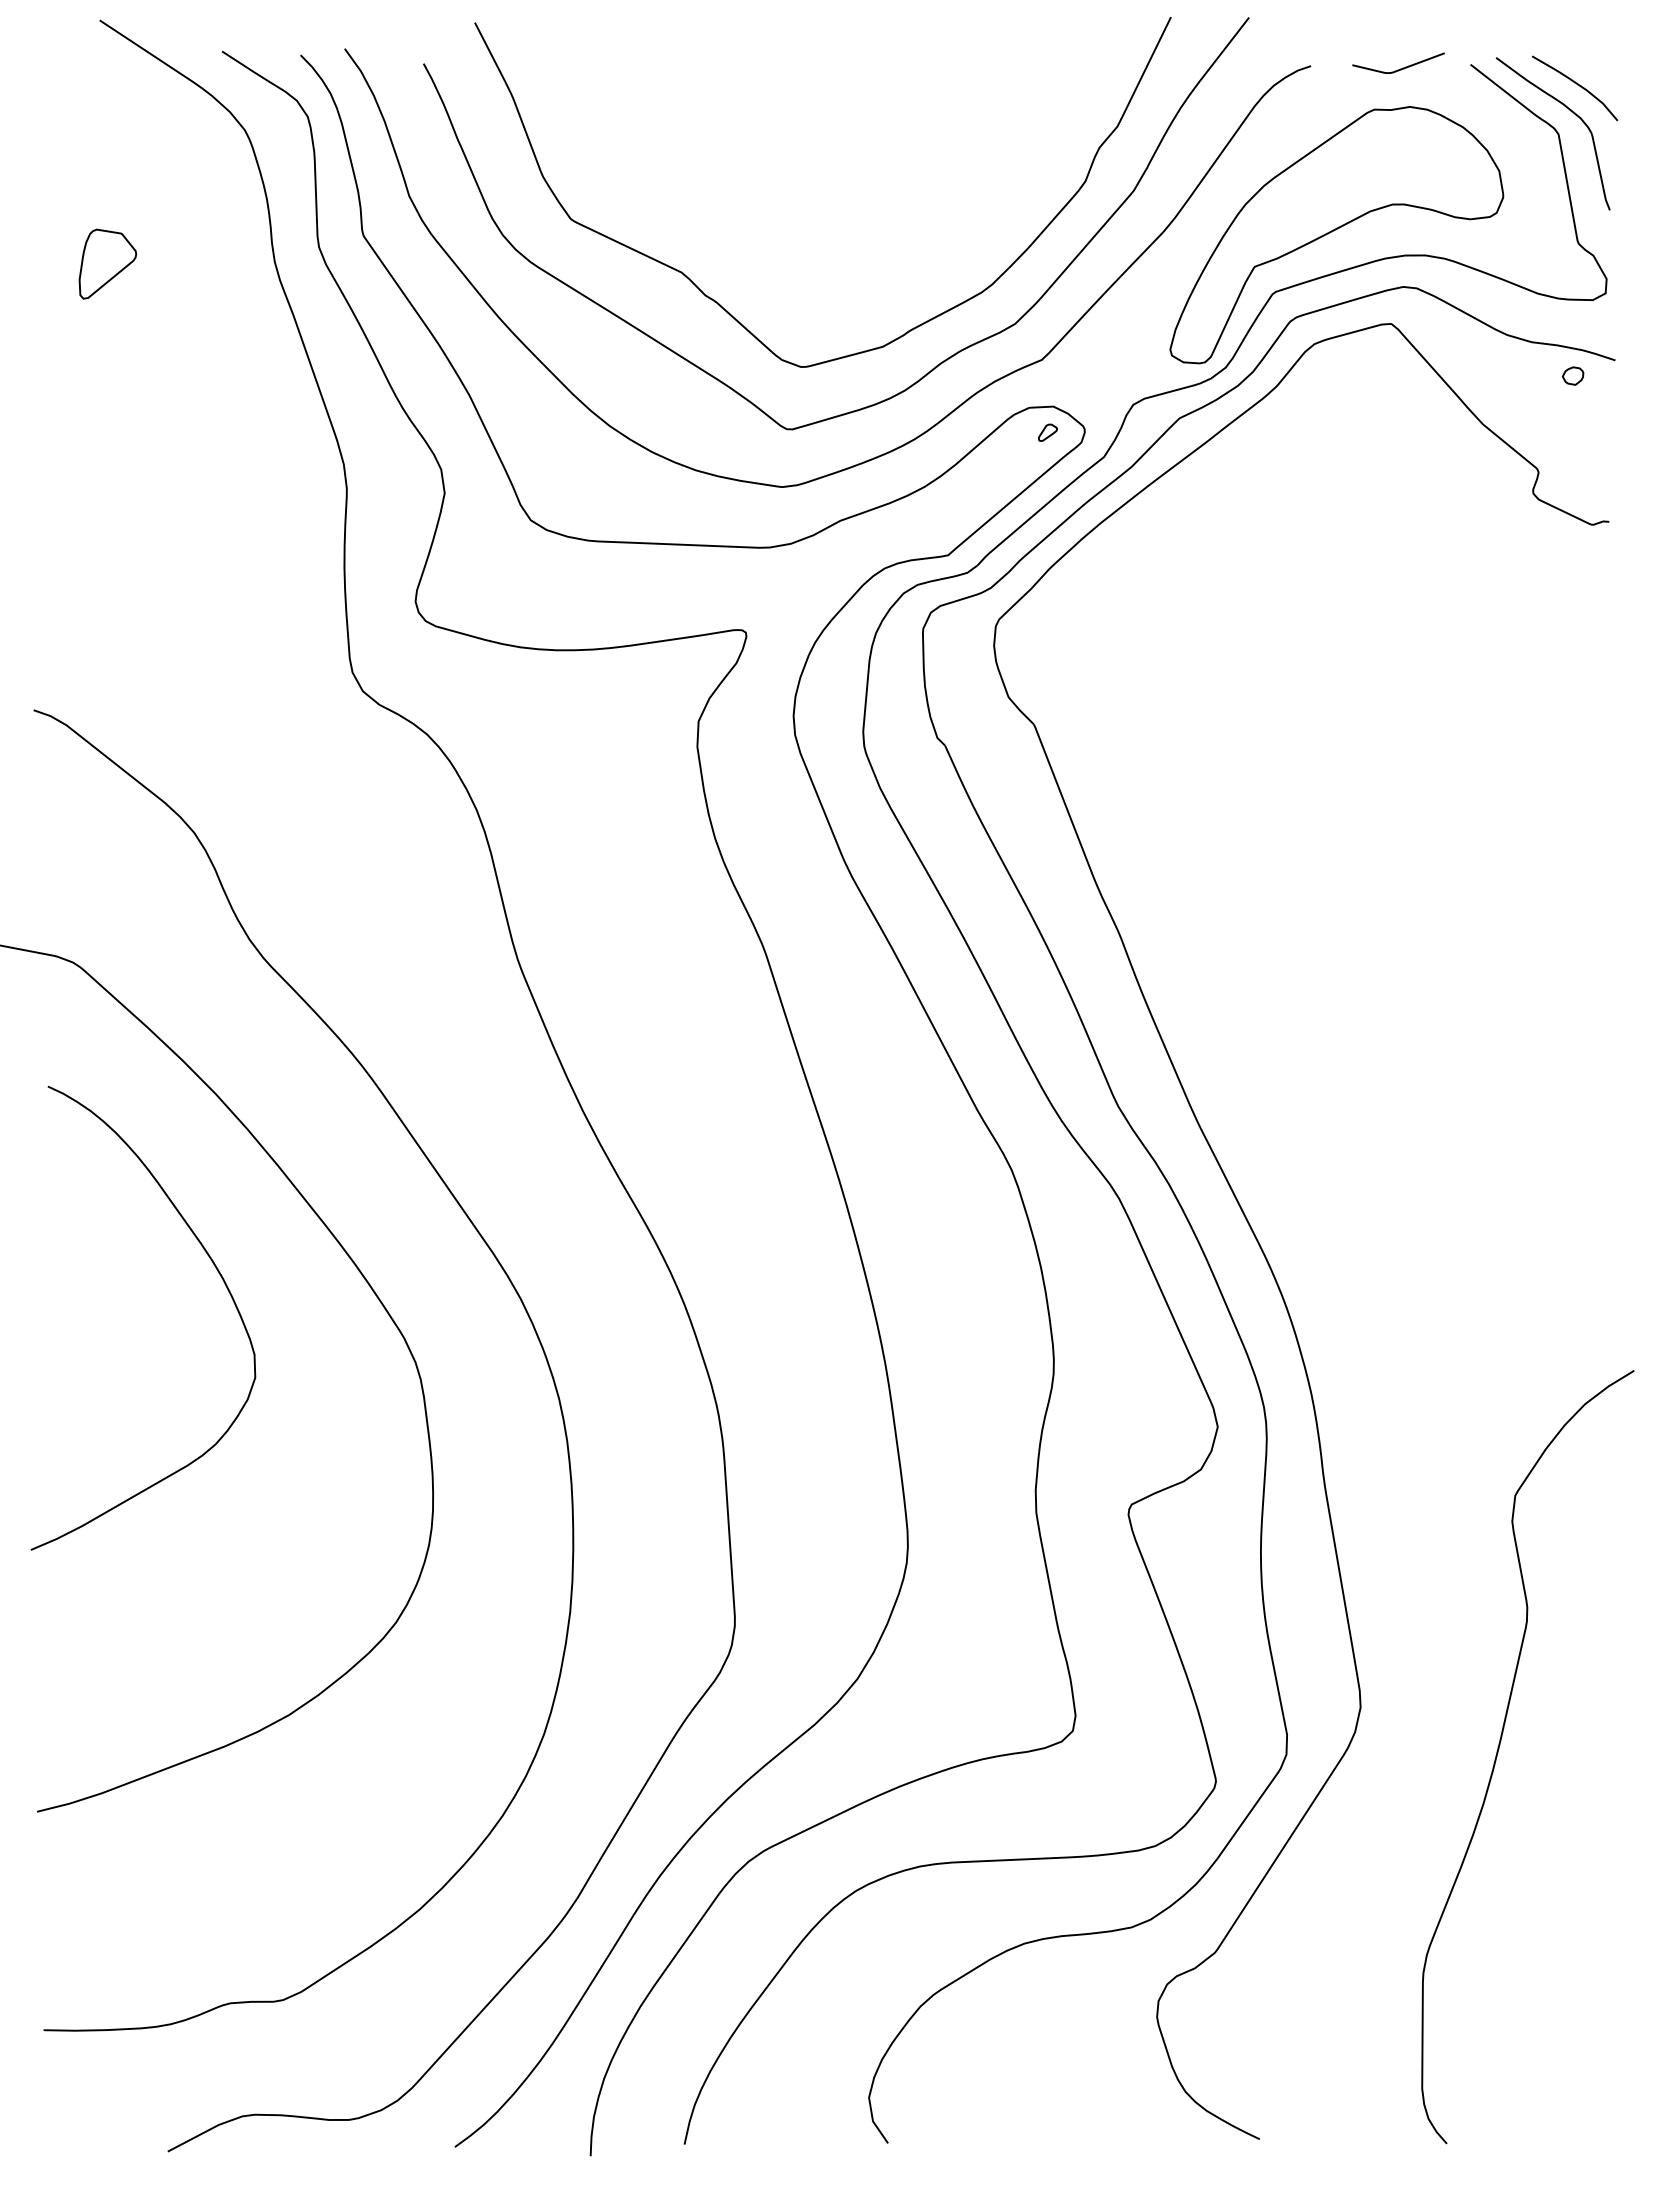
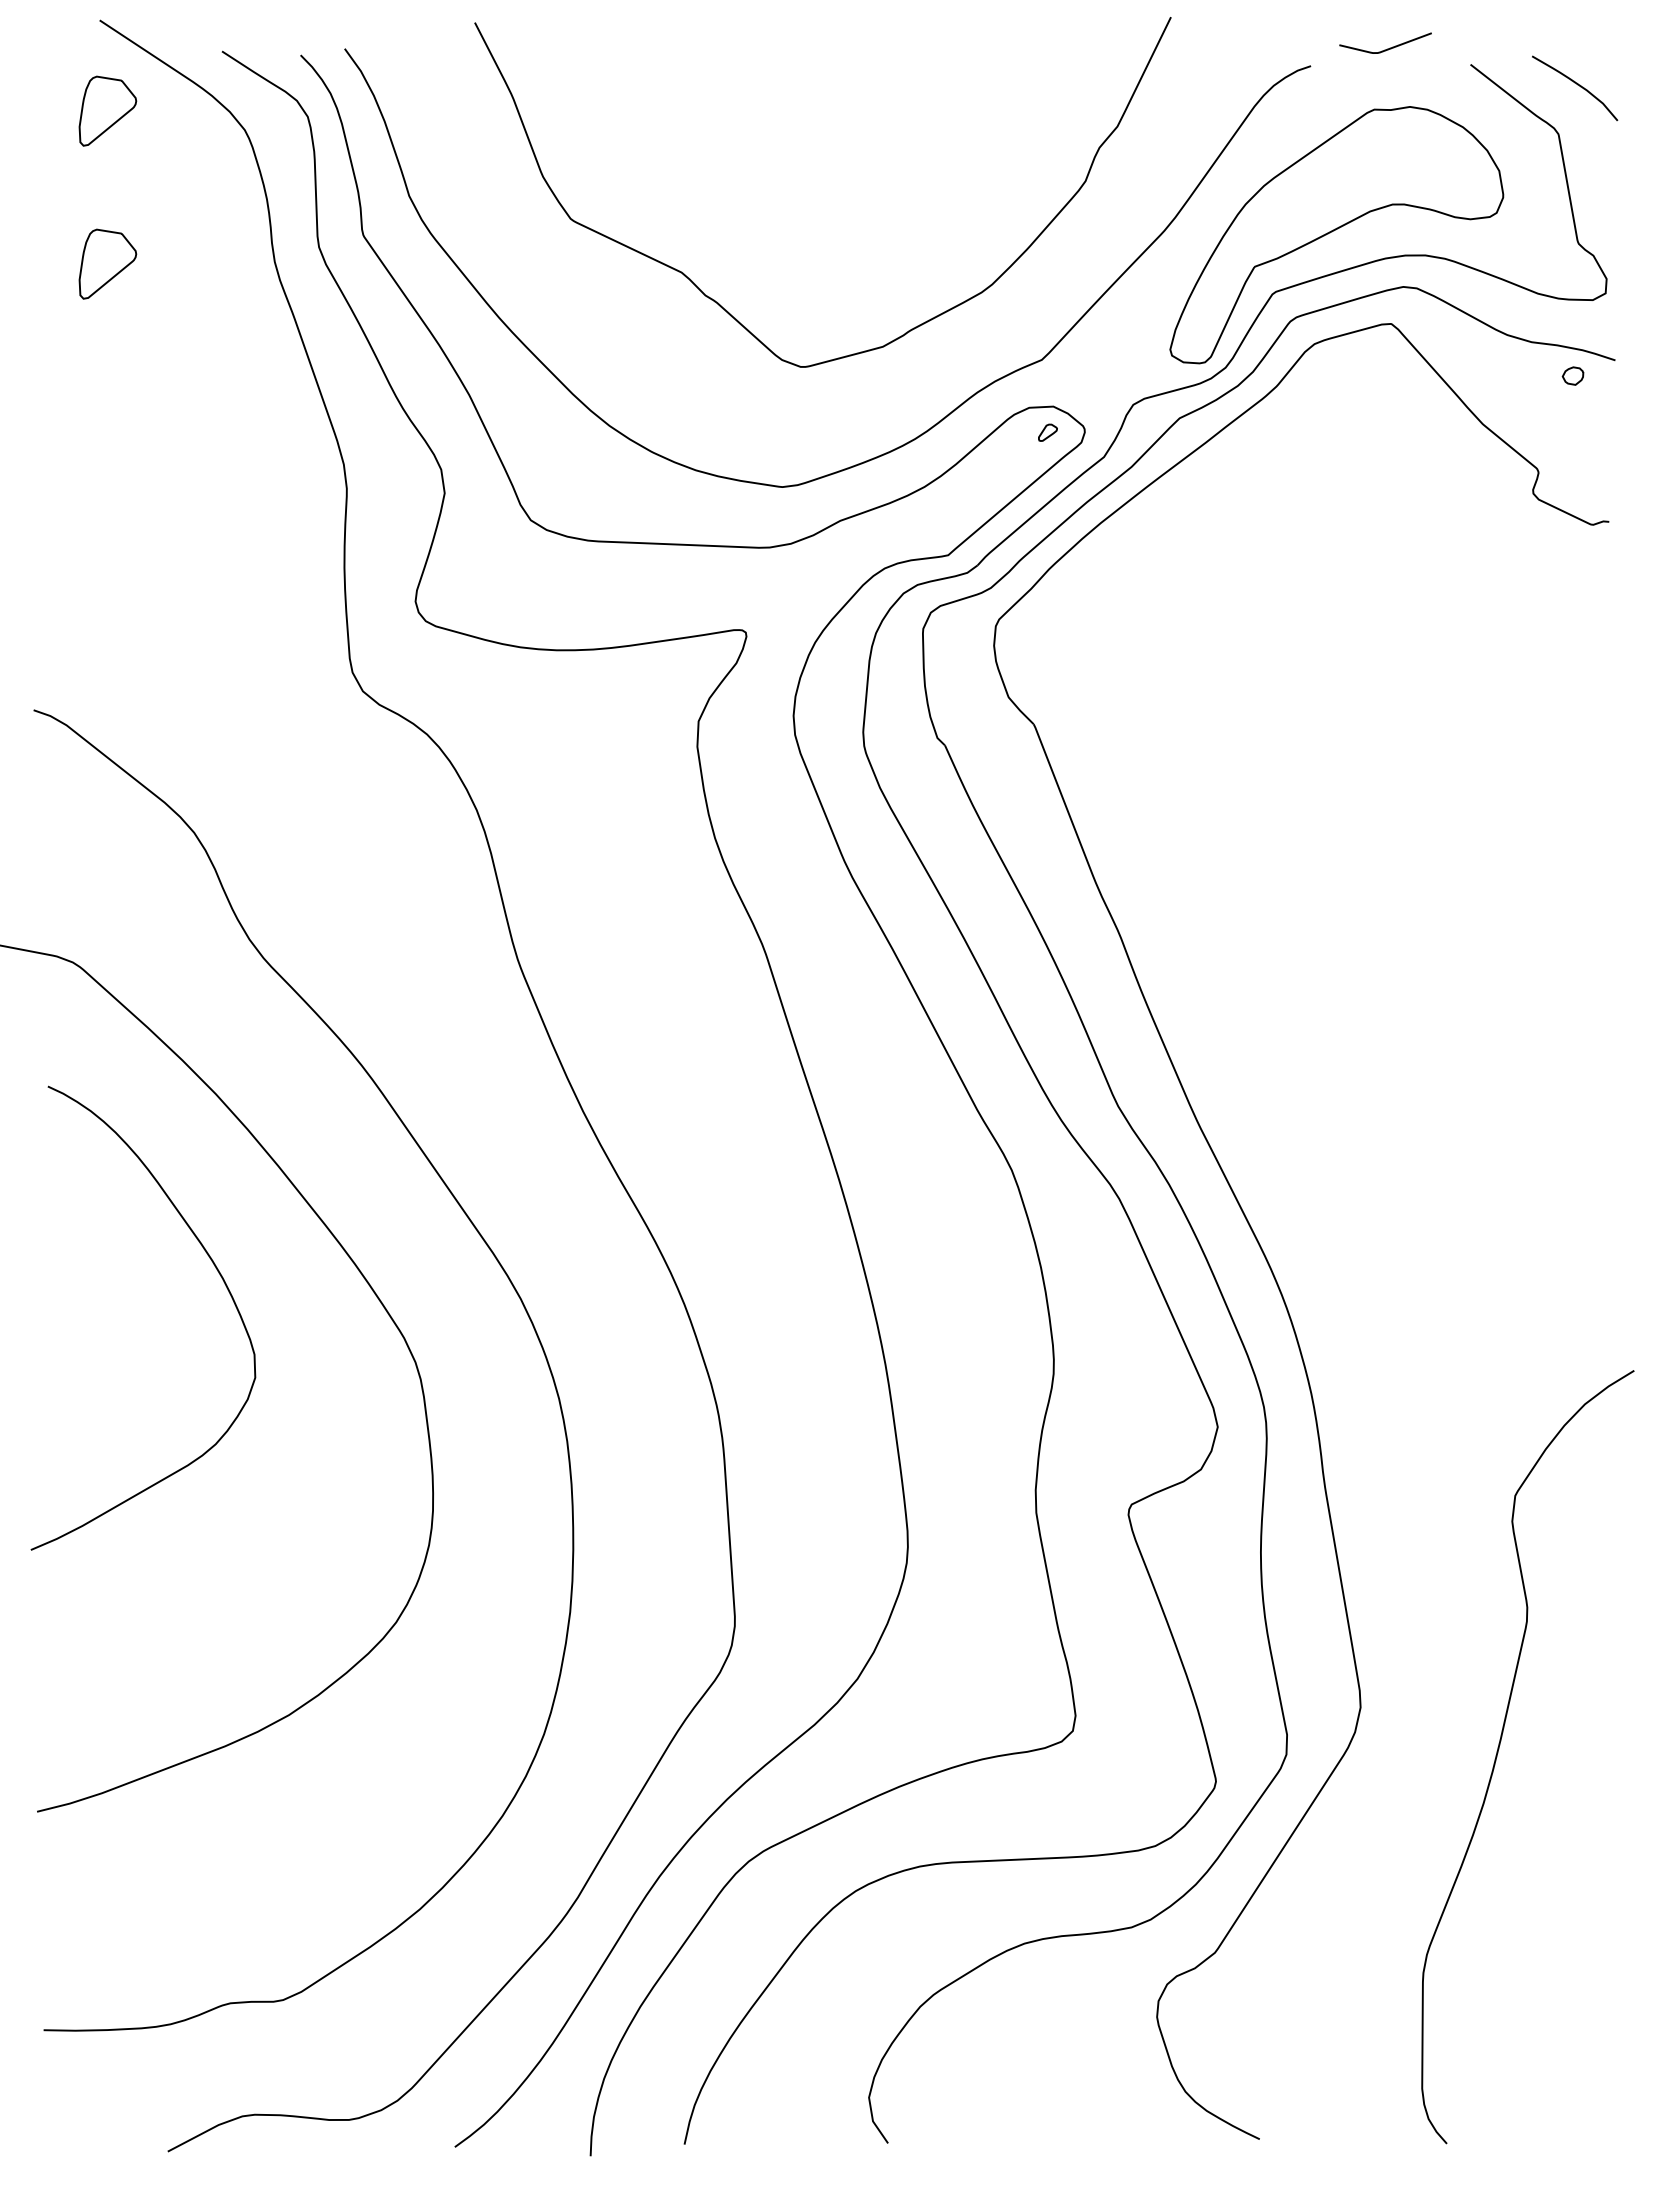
curve position: (1400, 68) -> (1387, 48) (1387, 48)
part: none -> present (107, 110)
curve: present -> none (1571, 112)
curve: present -> none (937, 364)
